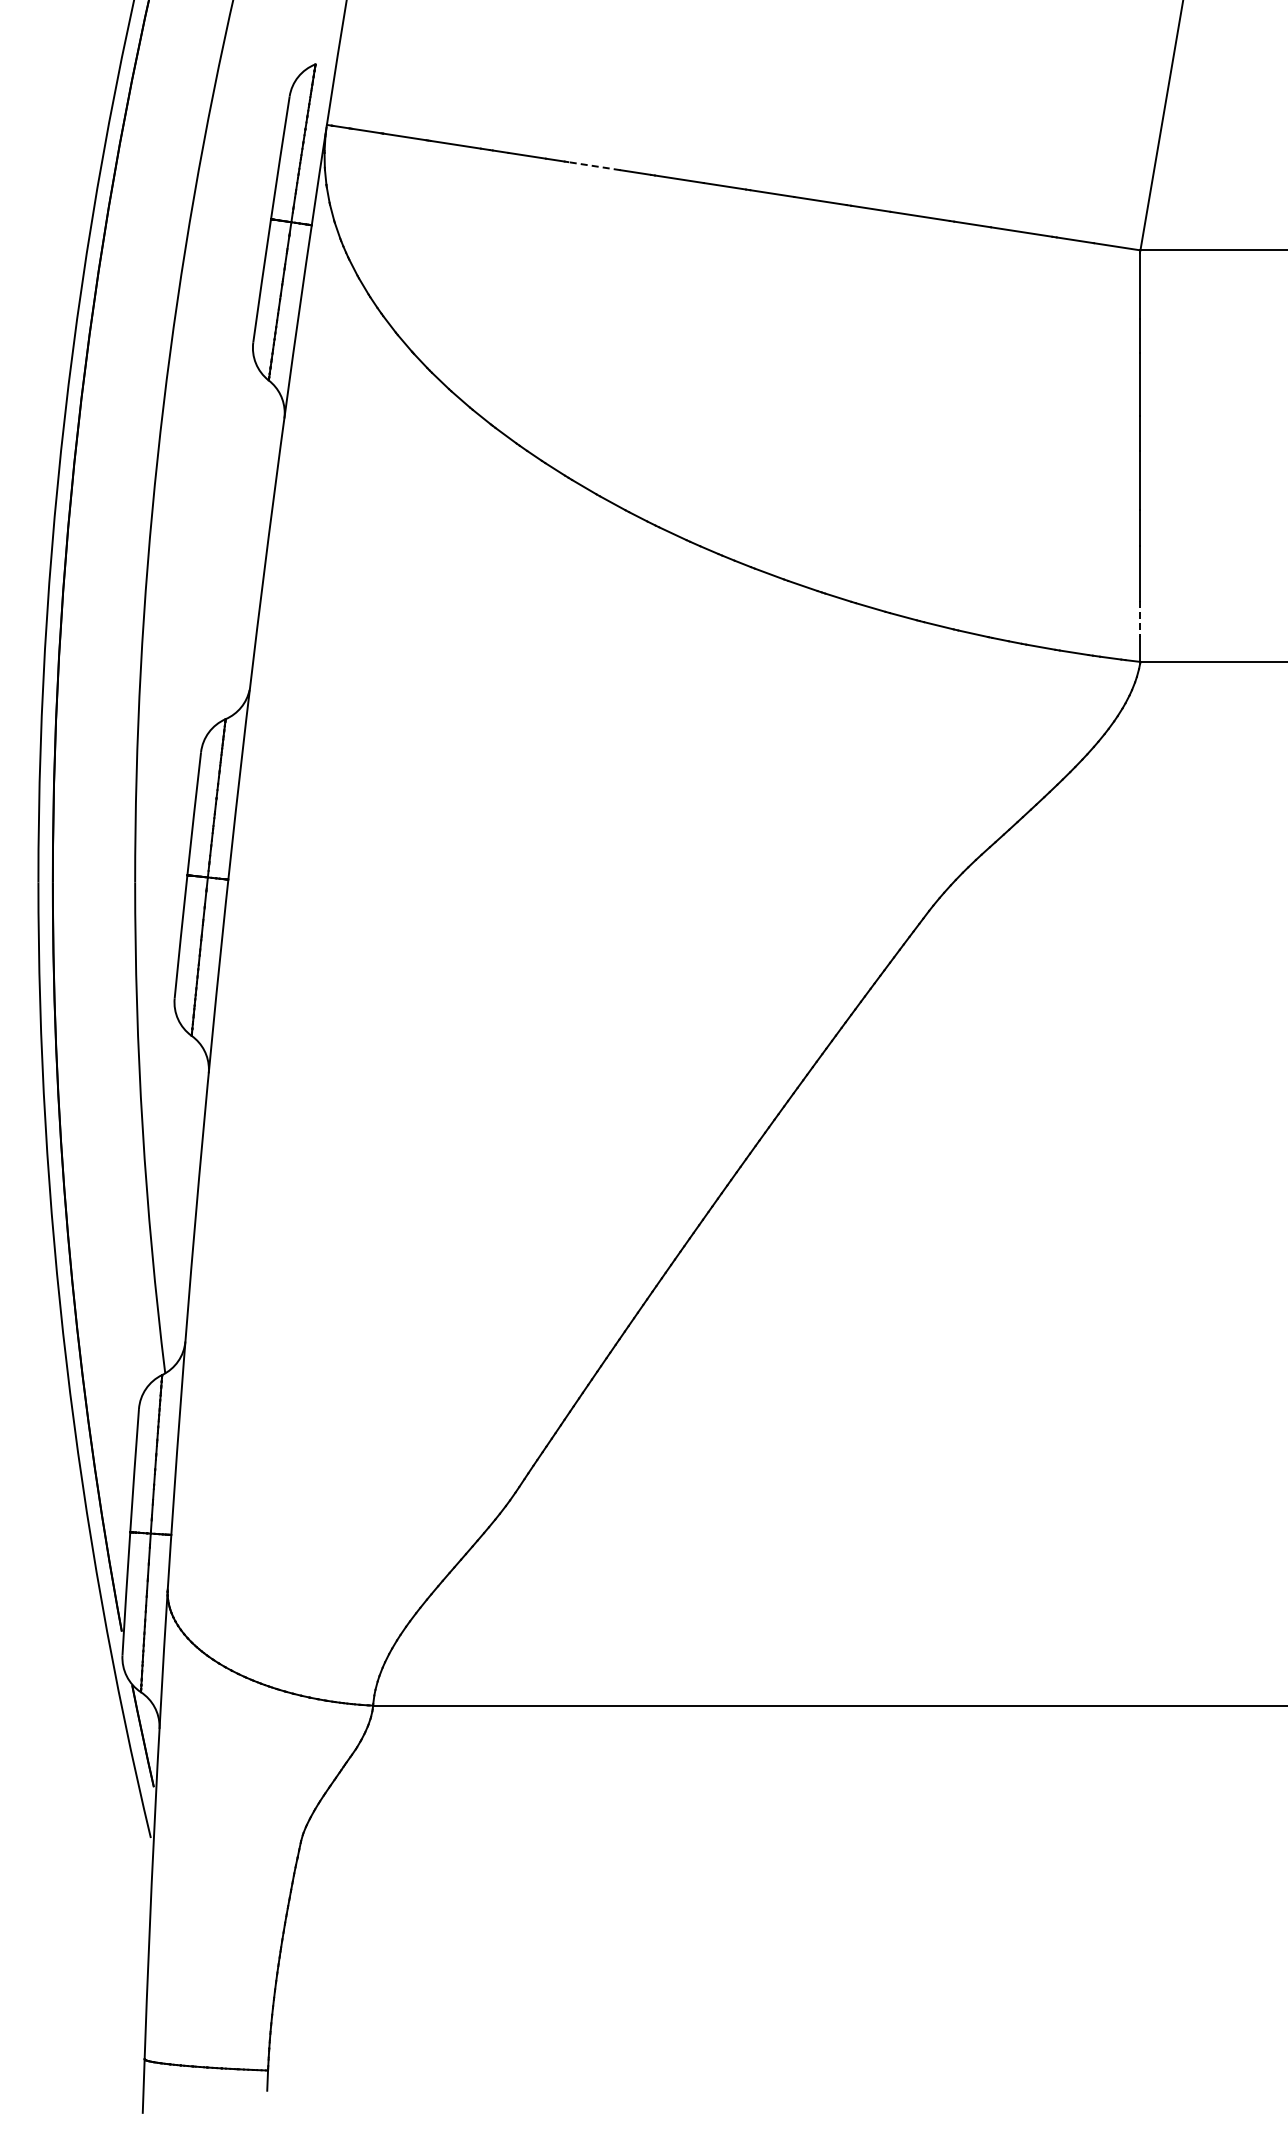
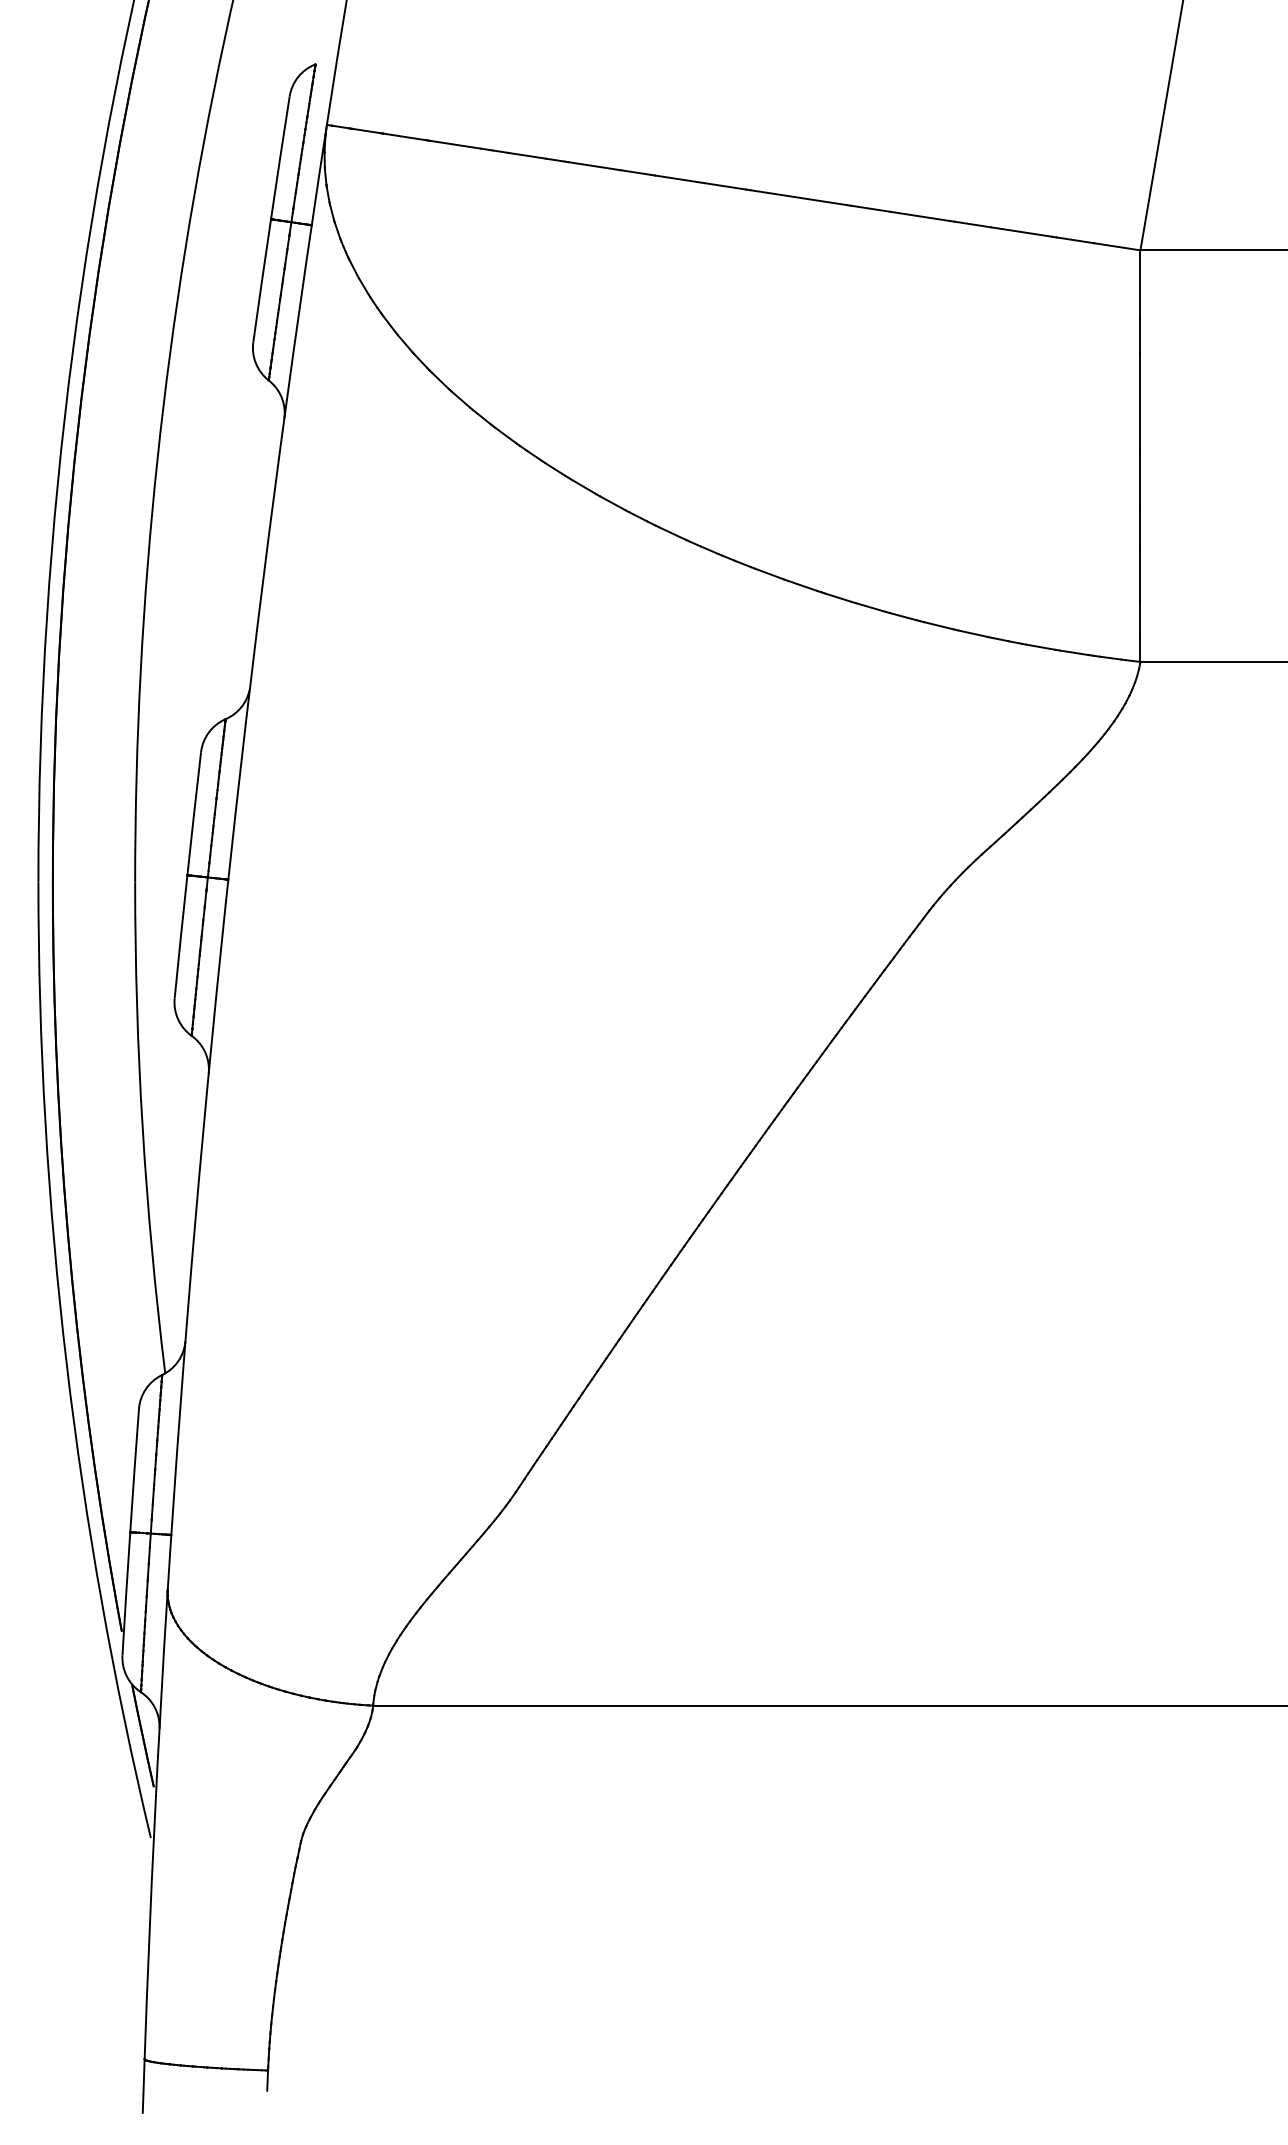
line: dashed -> solid (594, 166)
line: dashed -> solid (1140, 619)
